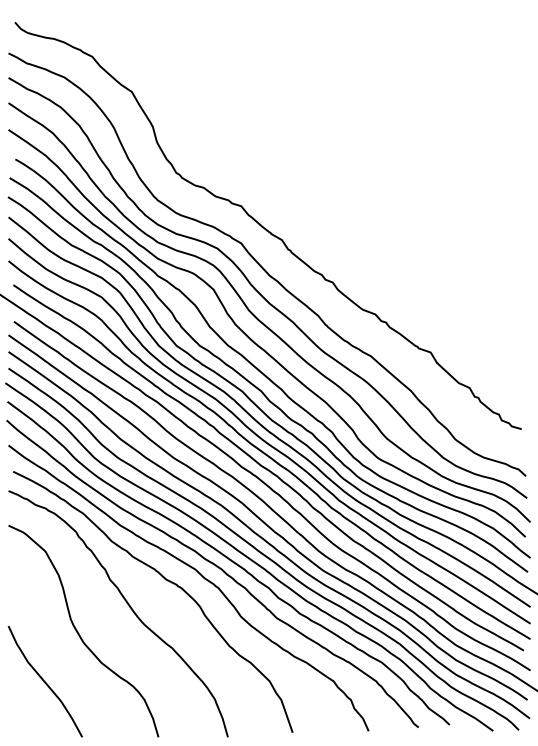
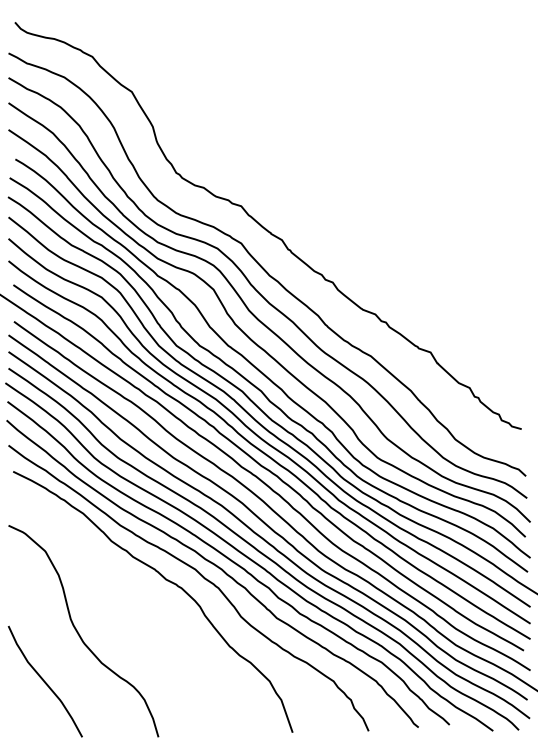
curve: present -> none (128, 606)
